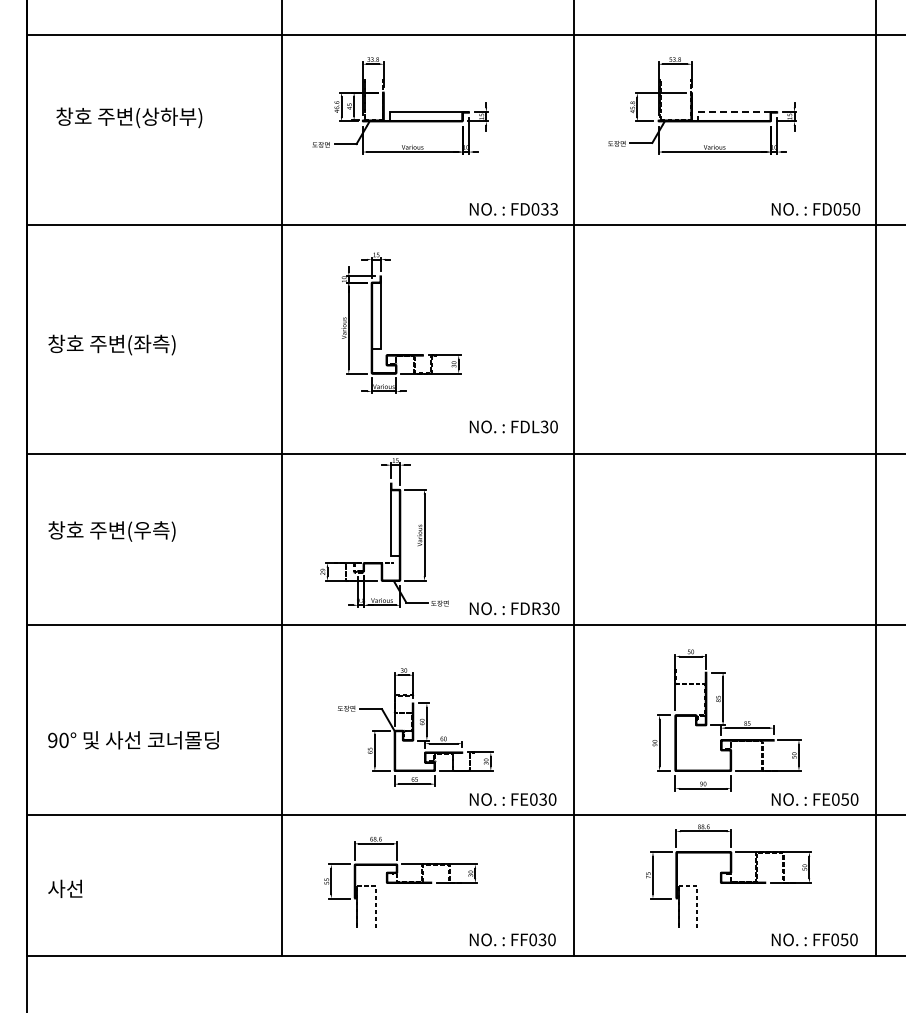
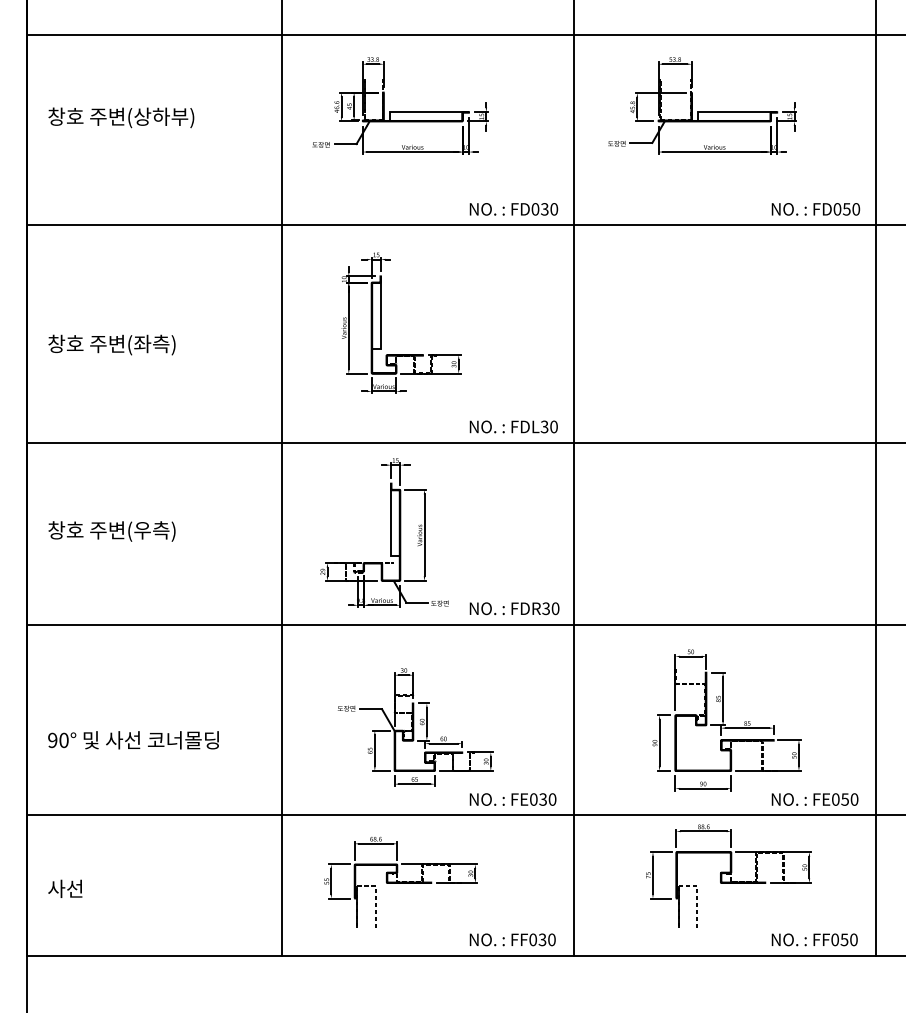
line: dashed -> solid (729, 112)
text position: (129, 117) -> (121, 117) (121, 117)
text: FD033 -> FD030 (554, 209)
line position: (464, 453) -> (464, 442) (464, 442)
